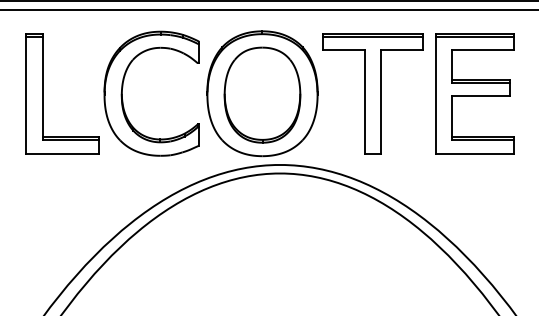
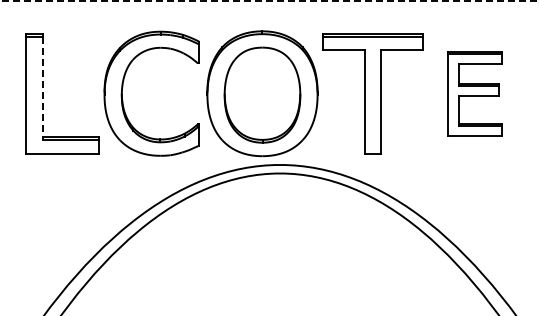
line: solid -> dashed (269, 1)
line: present -> none (268, 9)
line: solid -> dashed (42, 88)
part size: 80x122 px -> 56x86 px (474, 93)
